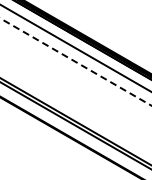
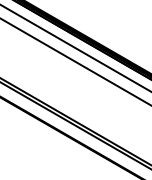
line: dashed -> solid (75, 61)
